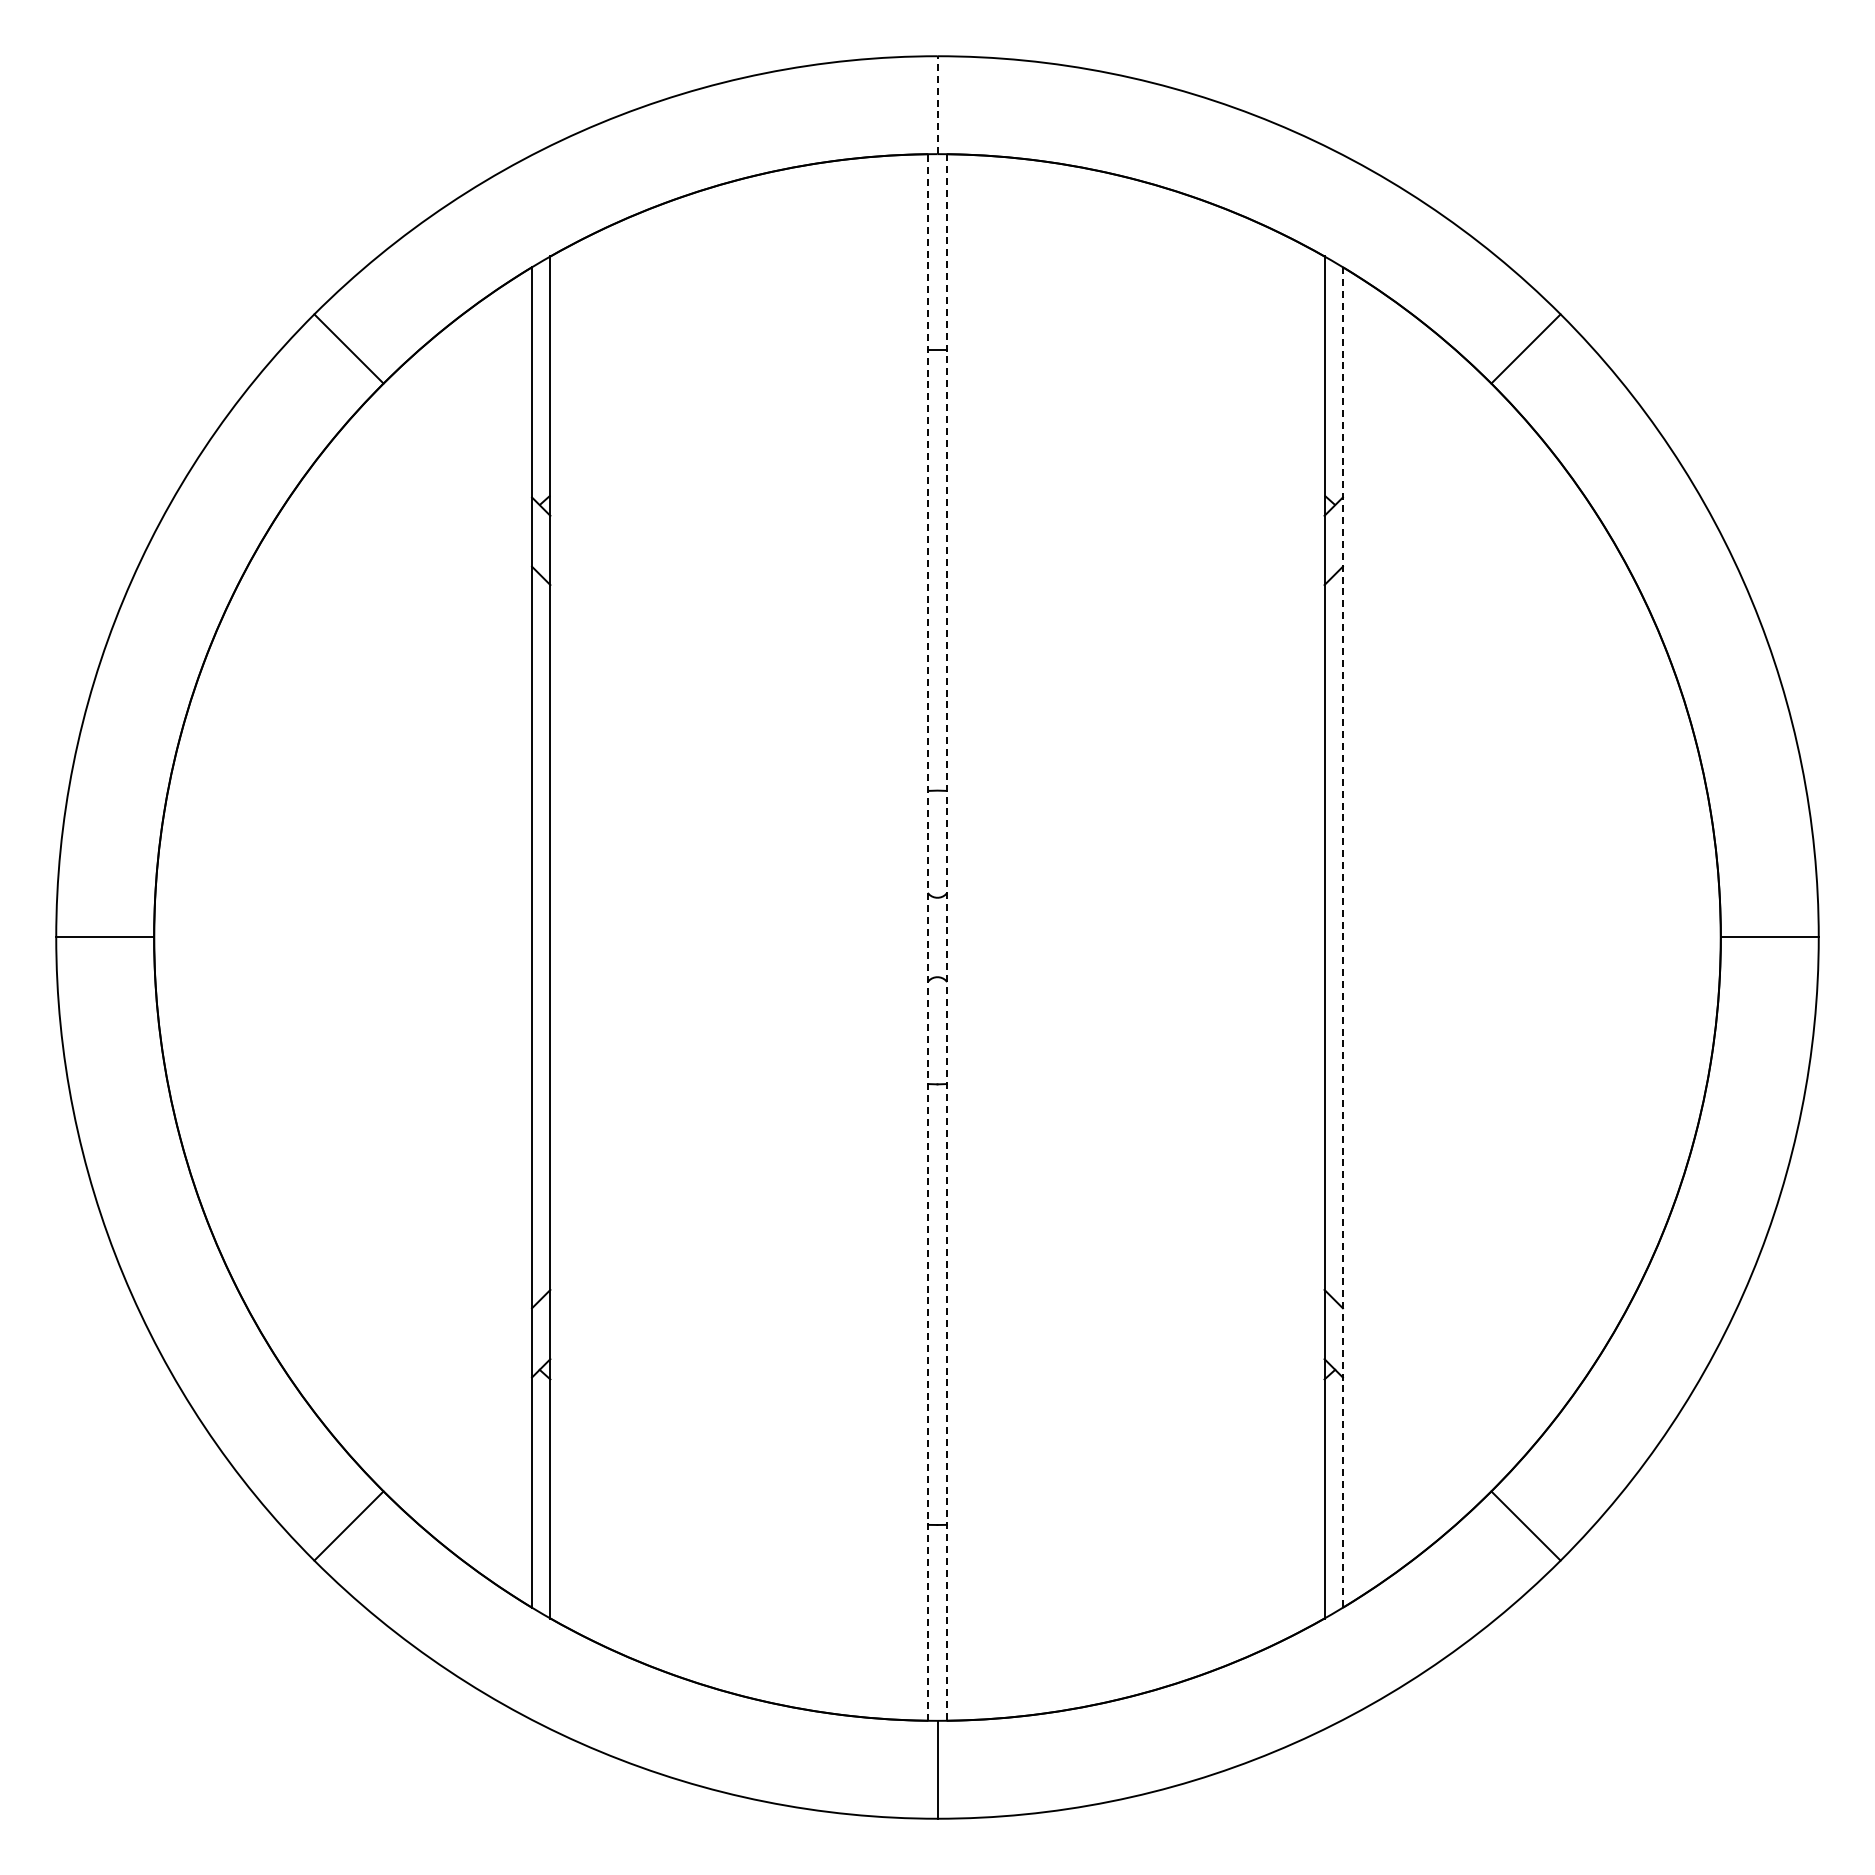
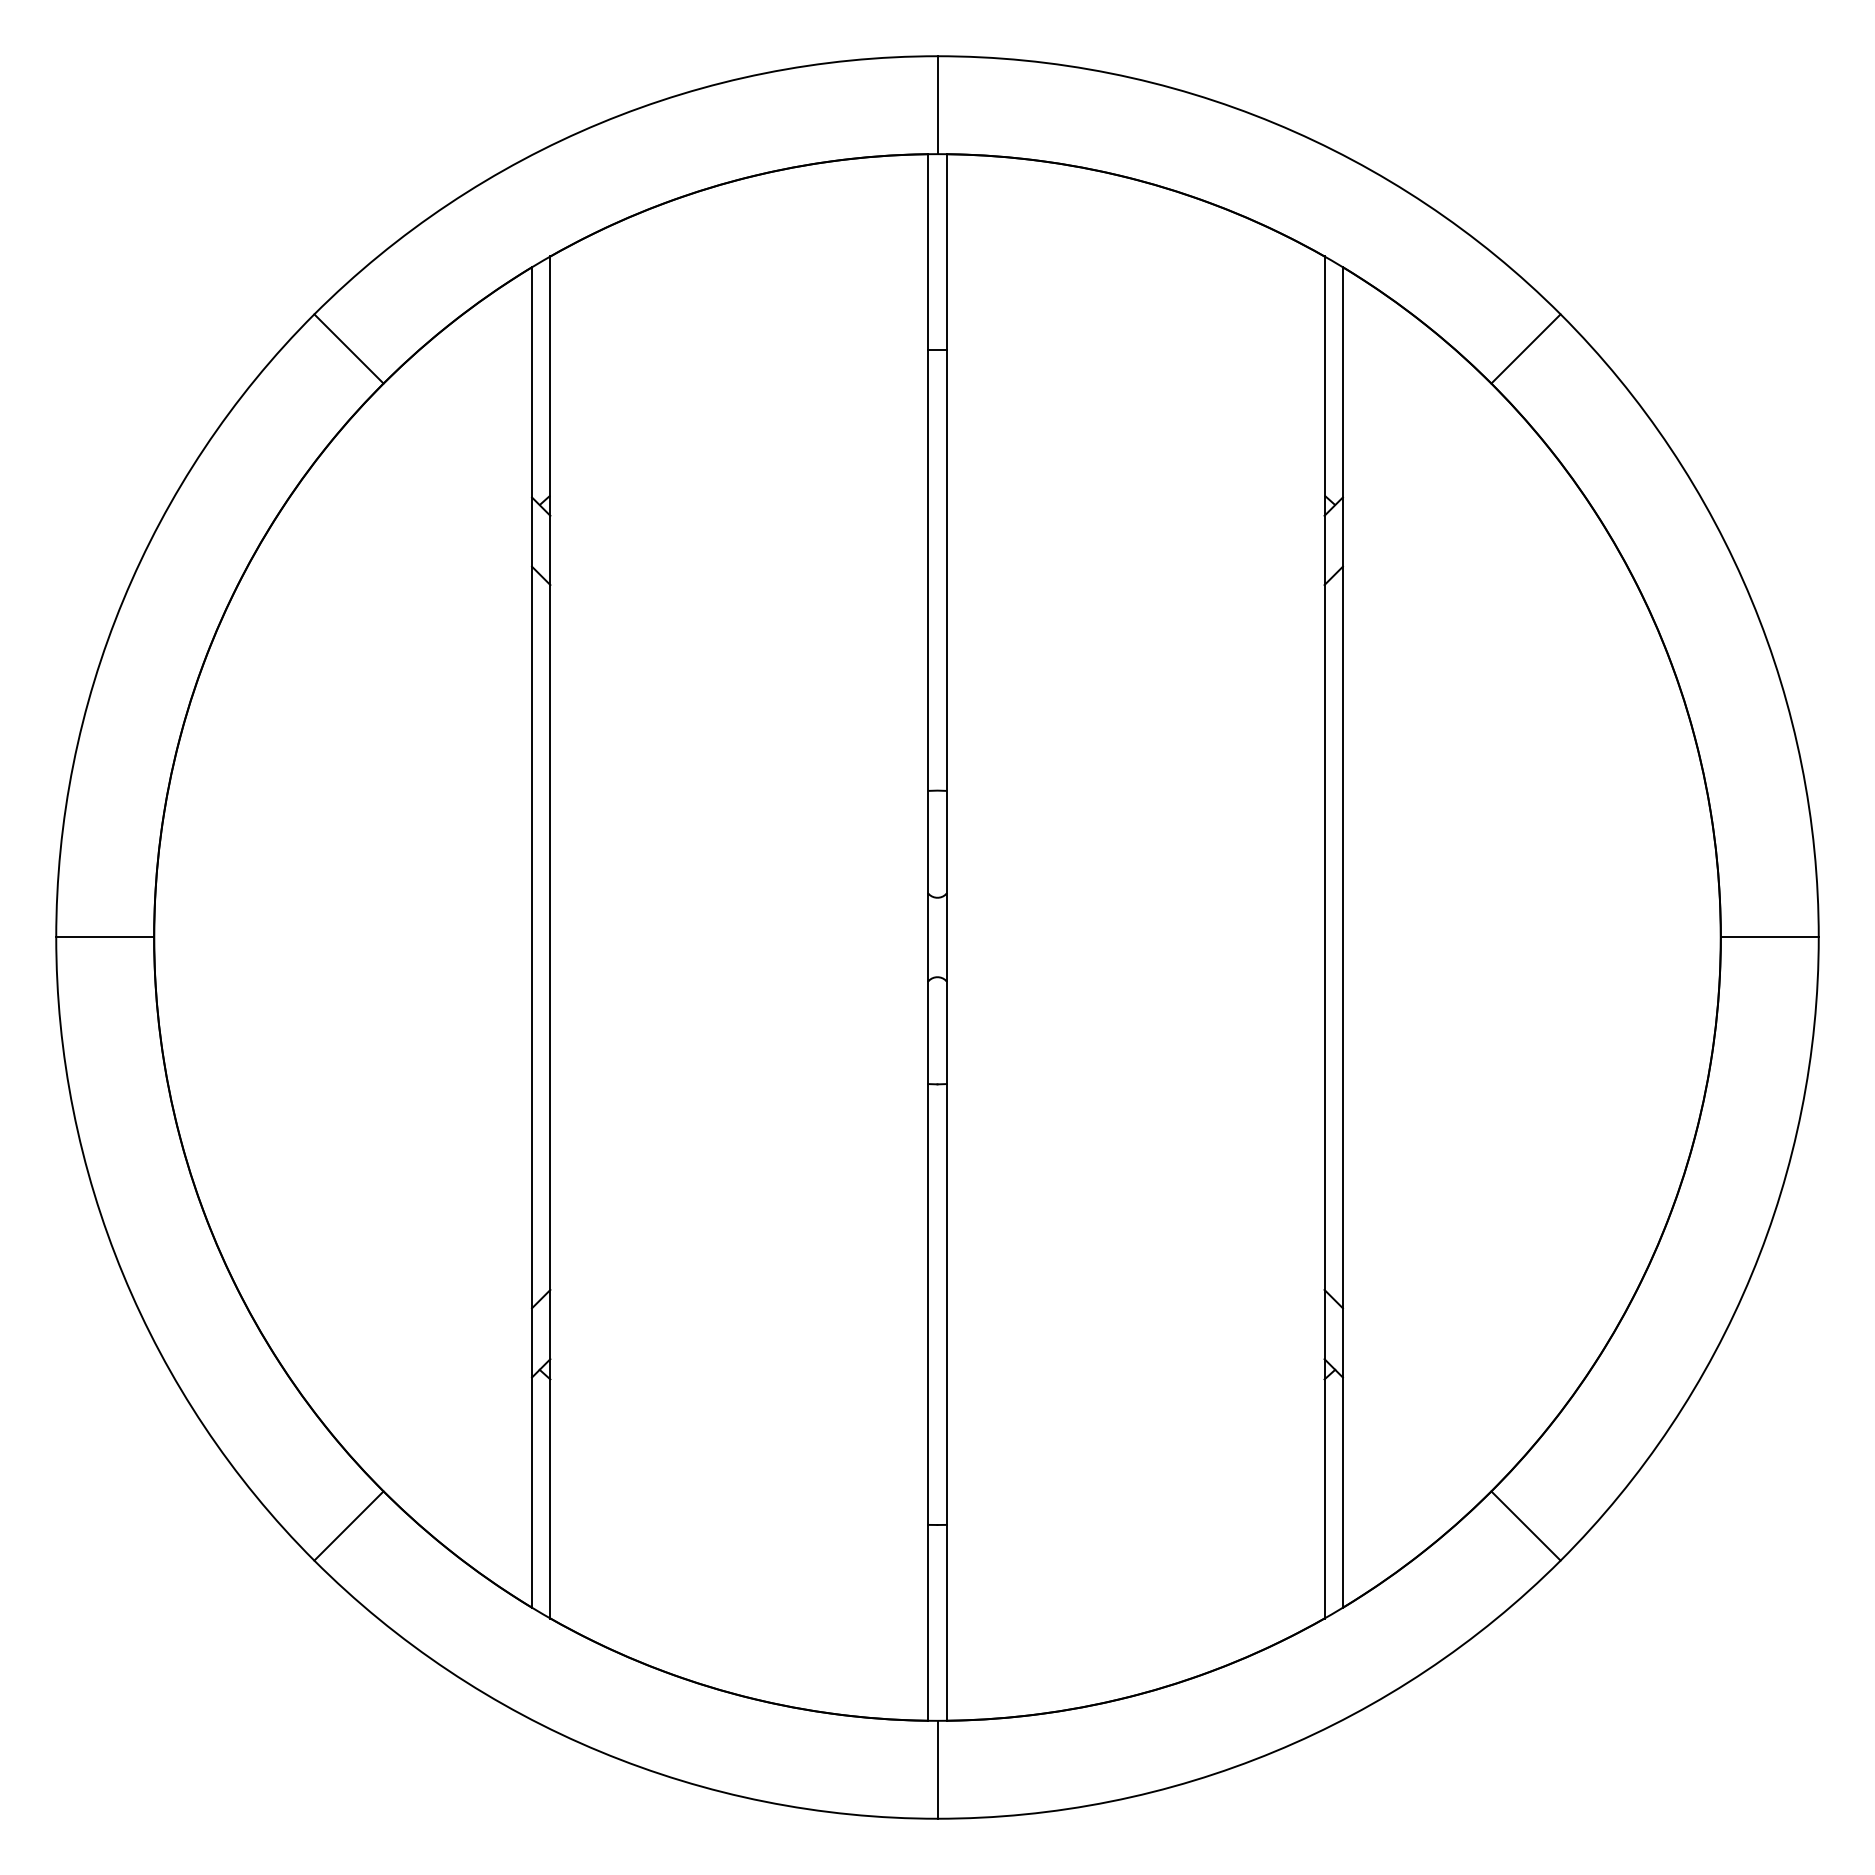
line: dashed -> solid (937, 105)
line: dashed -> solid (928, 937)
line: dashed -> solid (946, 938)
line: dashed -> solid (1342, 938)
